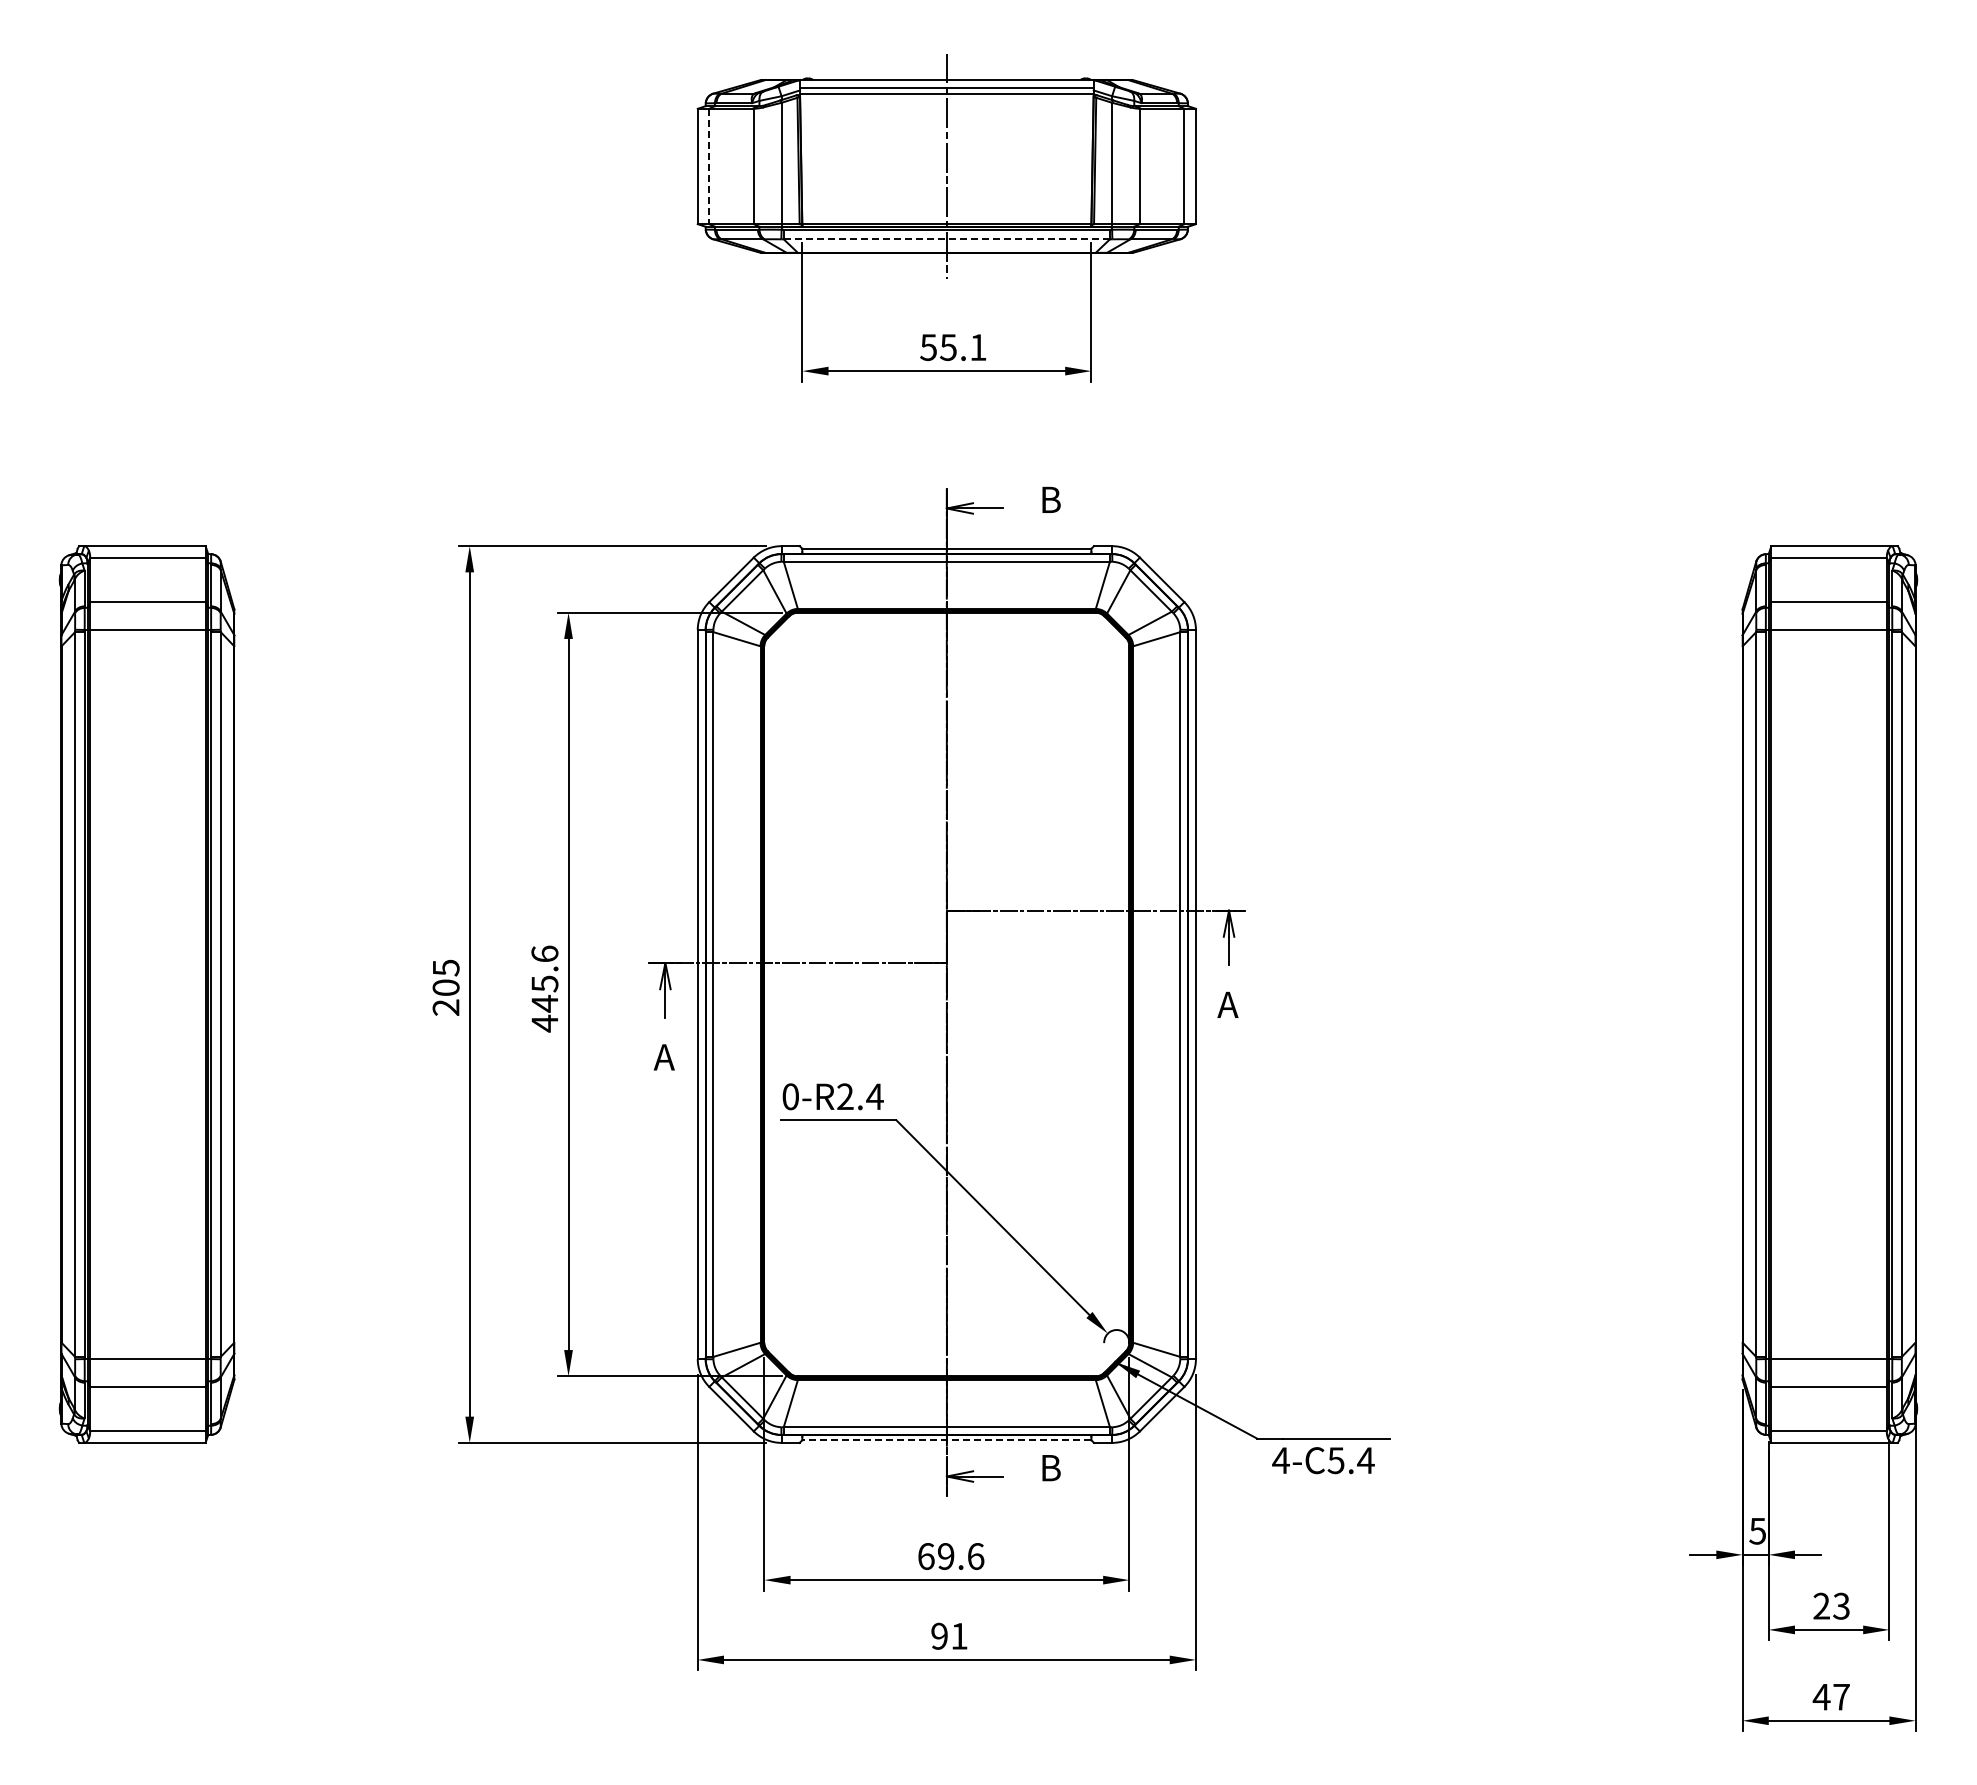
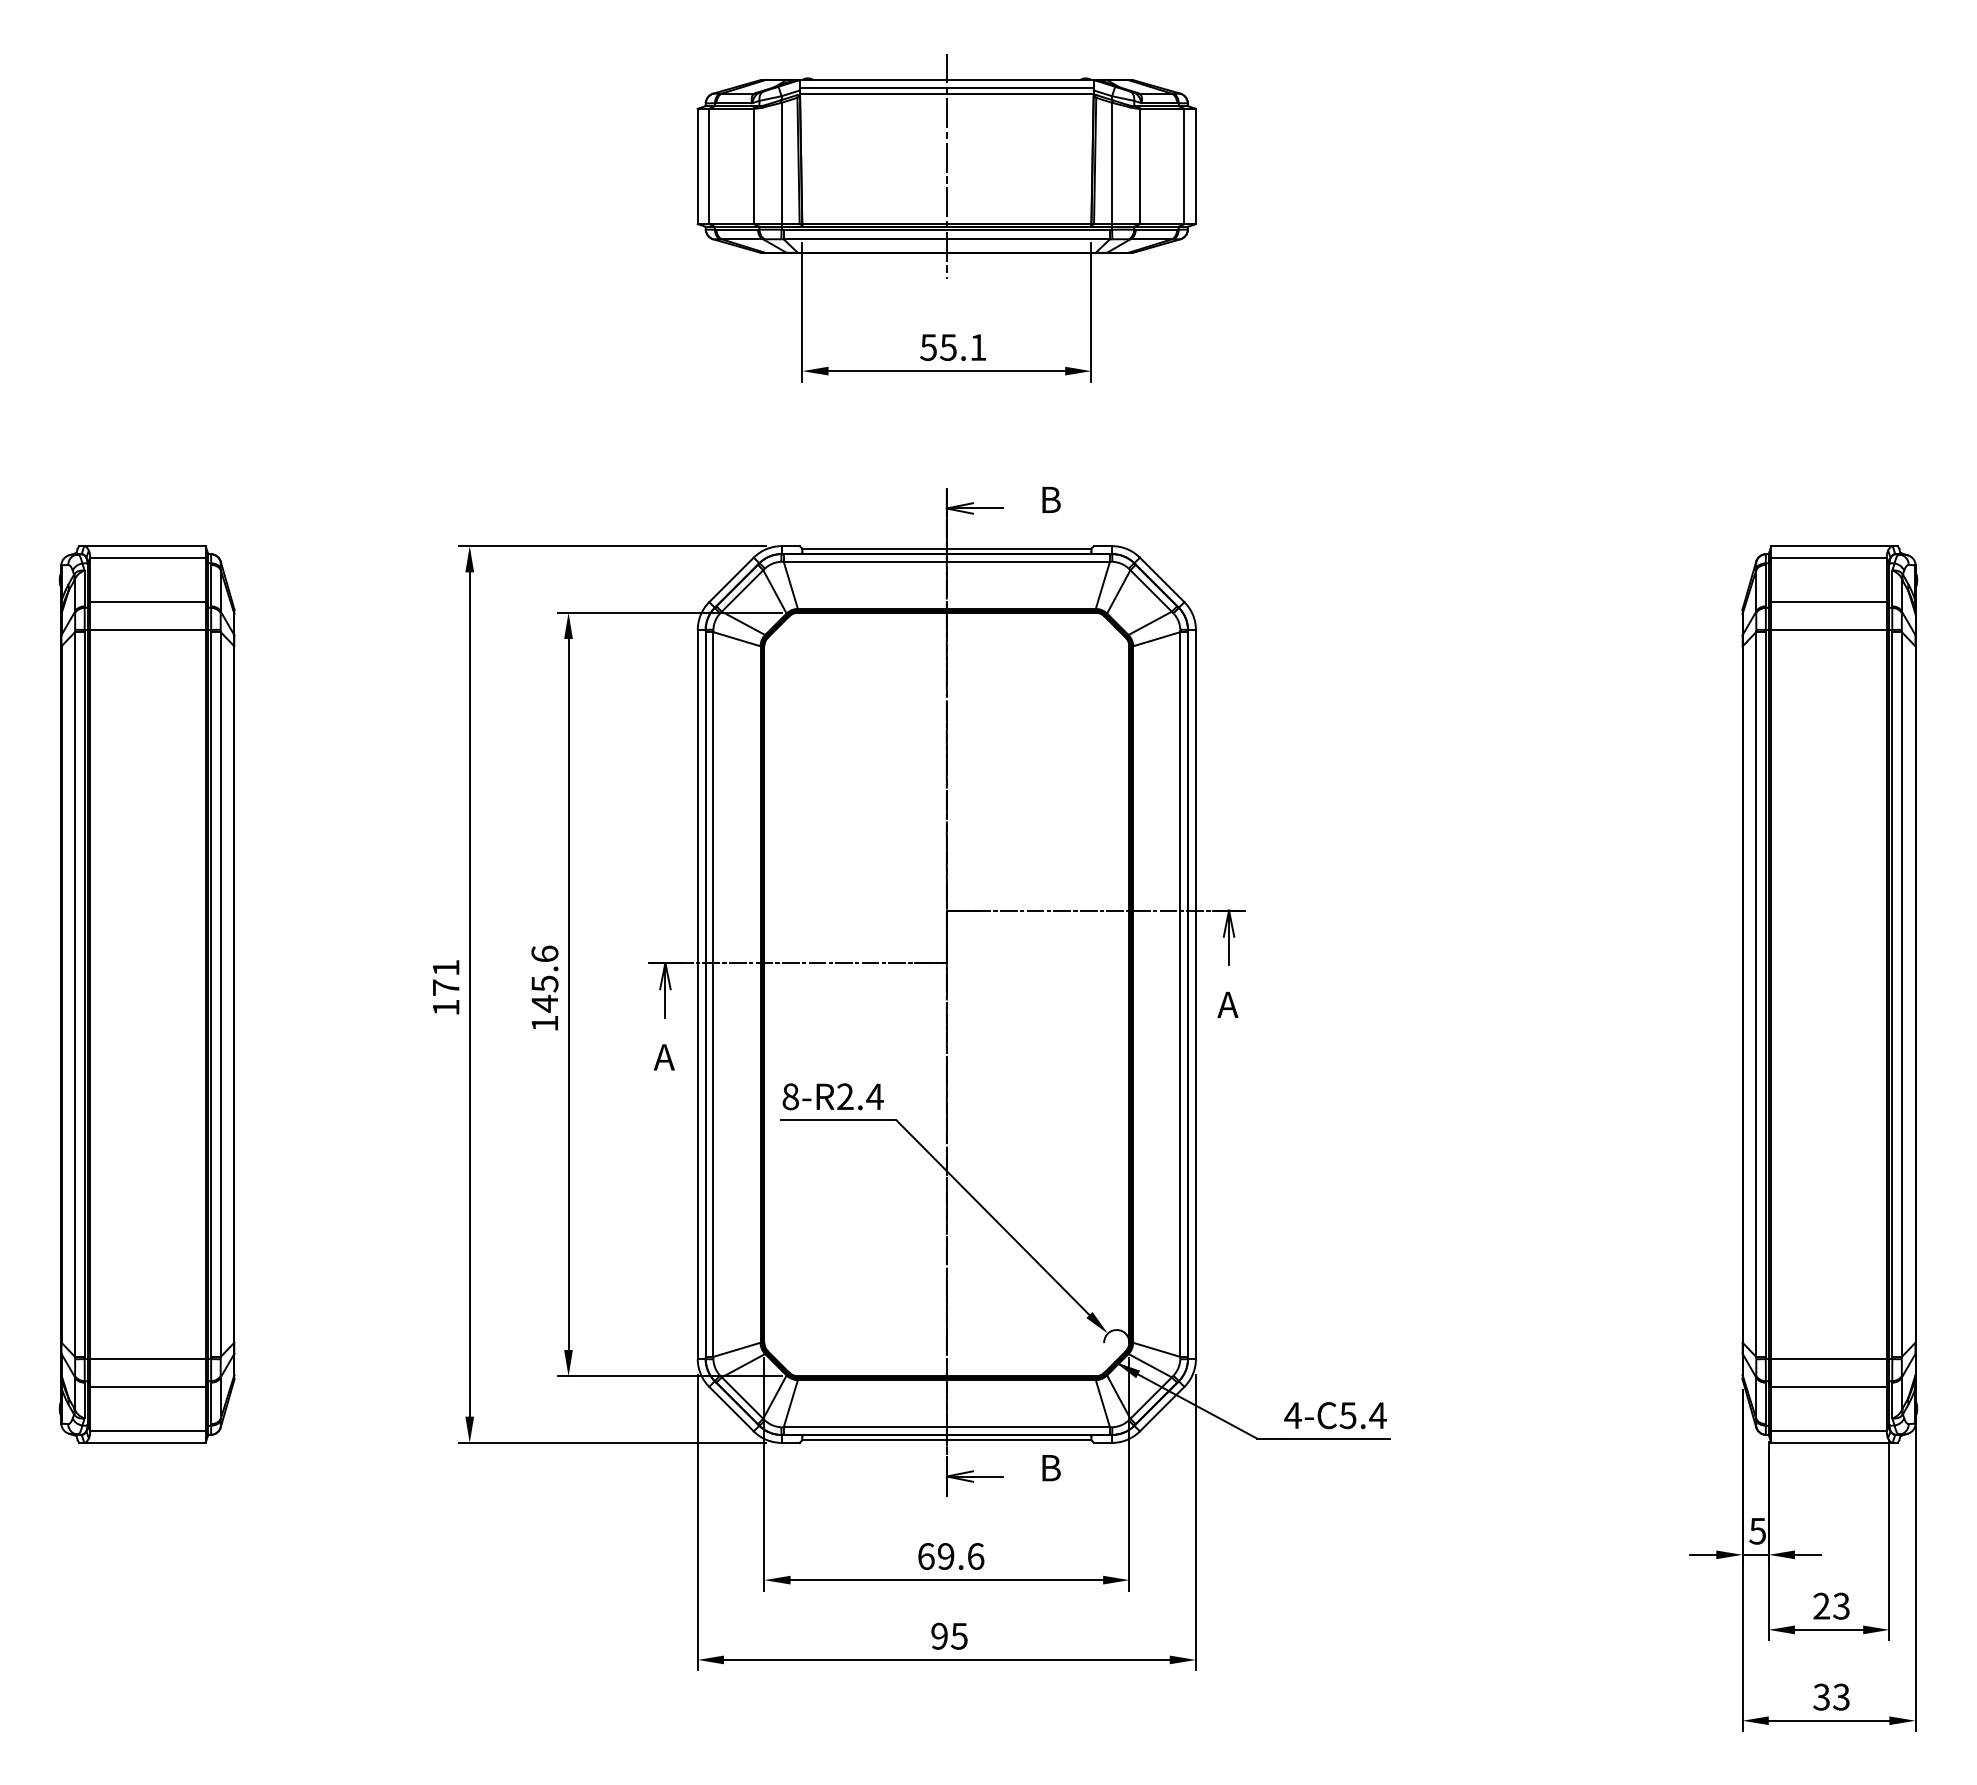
line: dashed -> solid (709, 166)
line: dashed -> solid (947, 239)
text: 205 -> 171 (445, 987)
text: 445.6 -> 145.6 (544, 1023)
text: 0-R2.4 -> 8-R2.4 (790, 1096)
line: dashed -> solid (946, 1440)
text position: (1323, 1460) -> (1335, 1415) (1335, 1415)
text: 91 -> 95 (958, 1636)
text: 47 -> 33 (1830, 1696)
